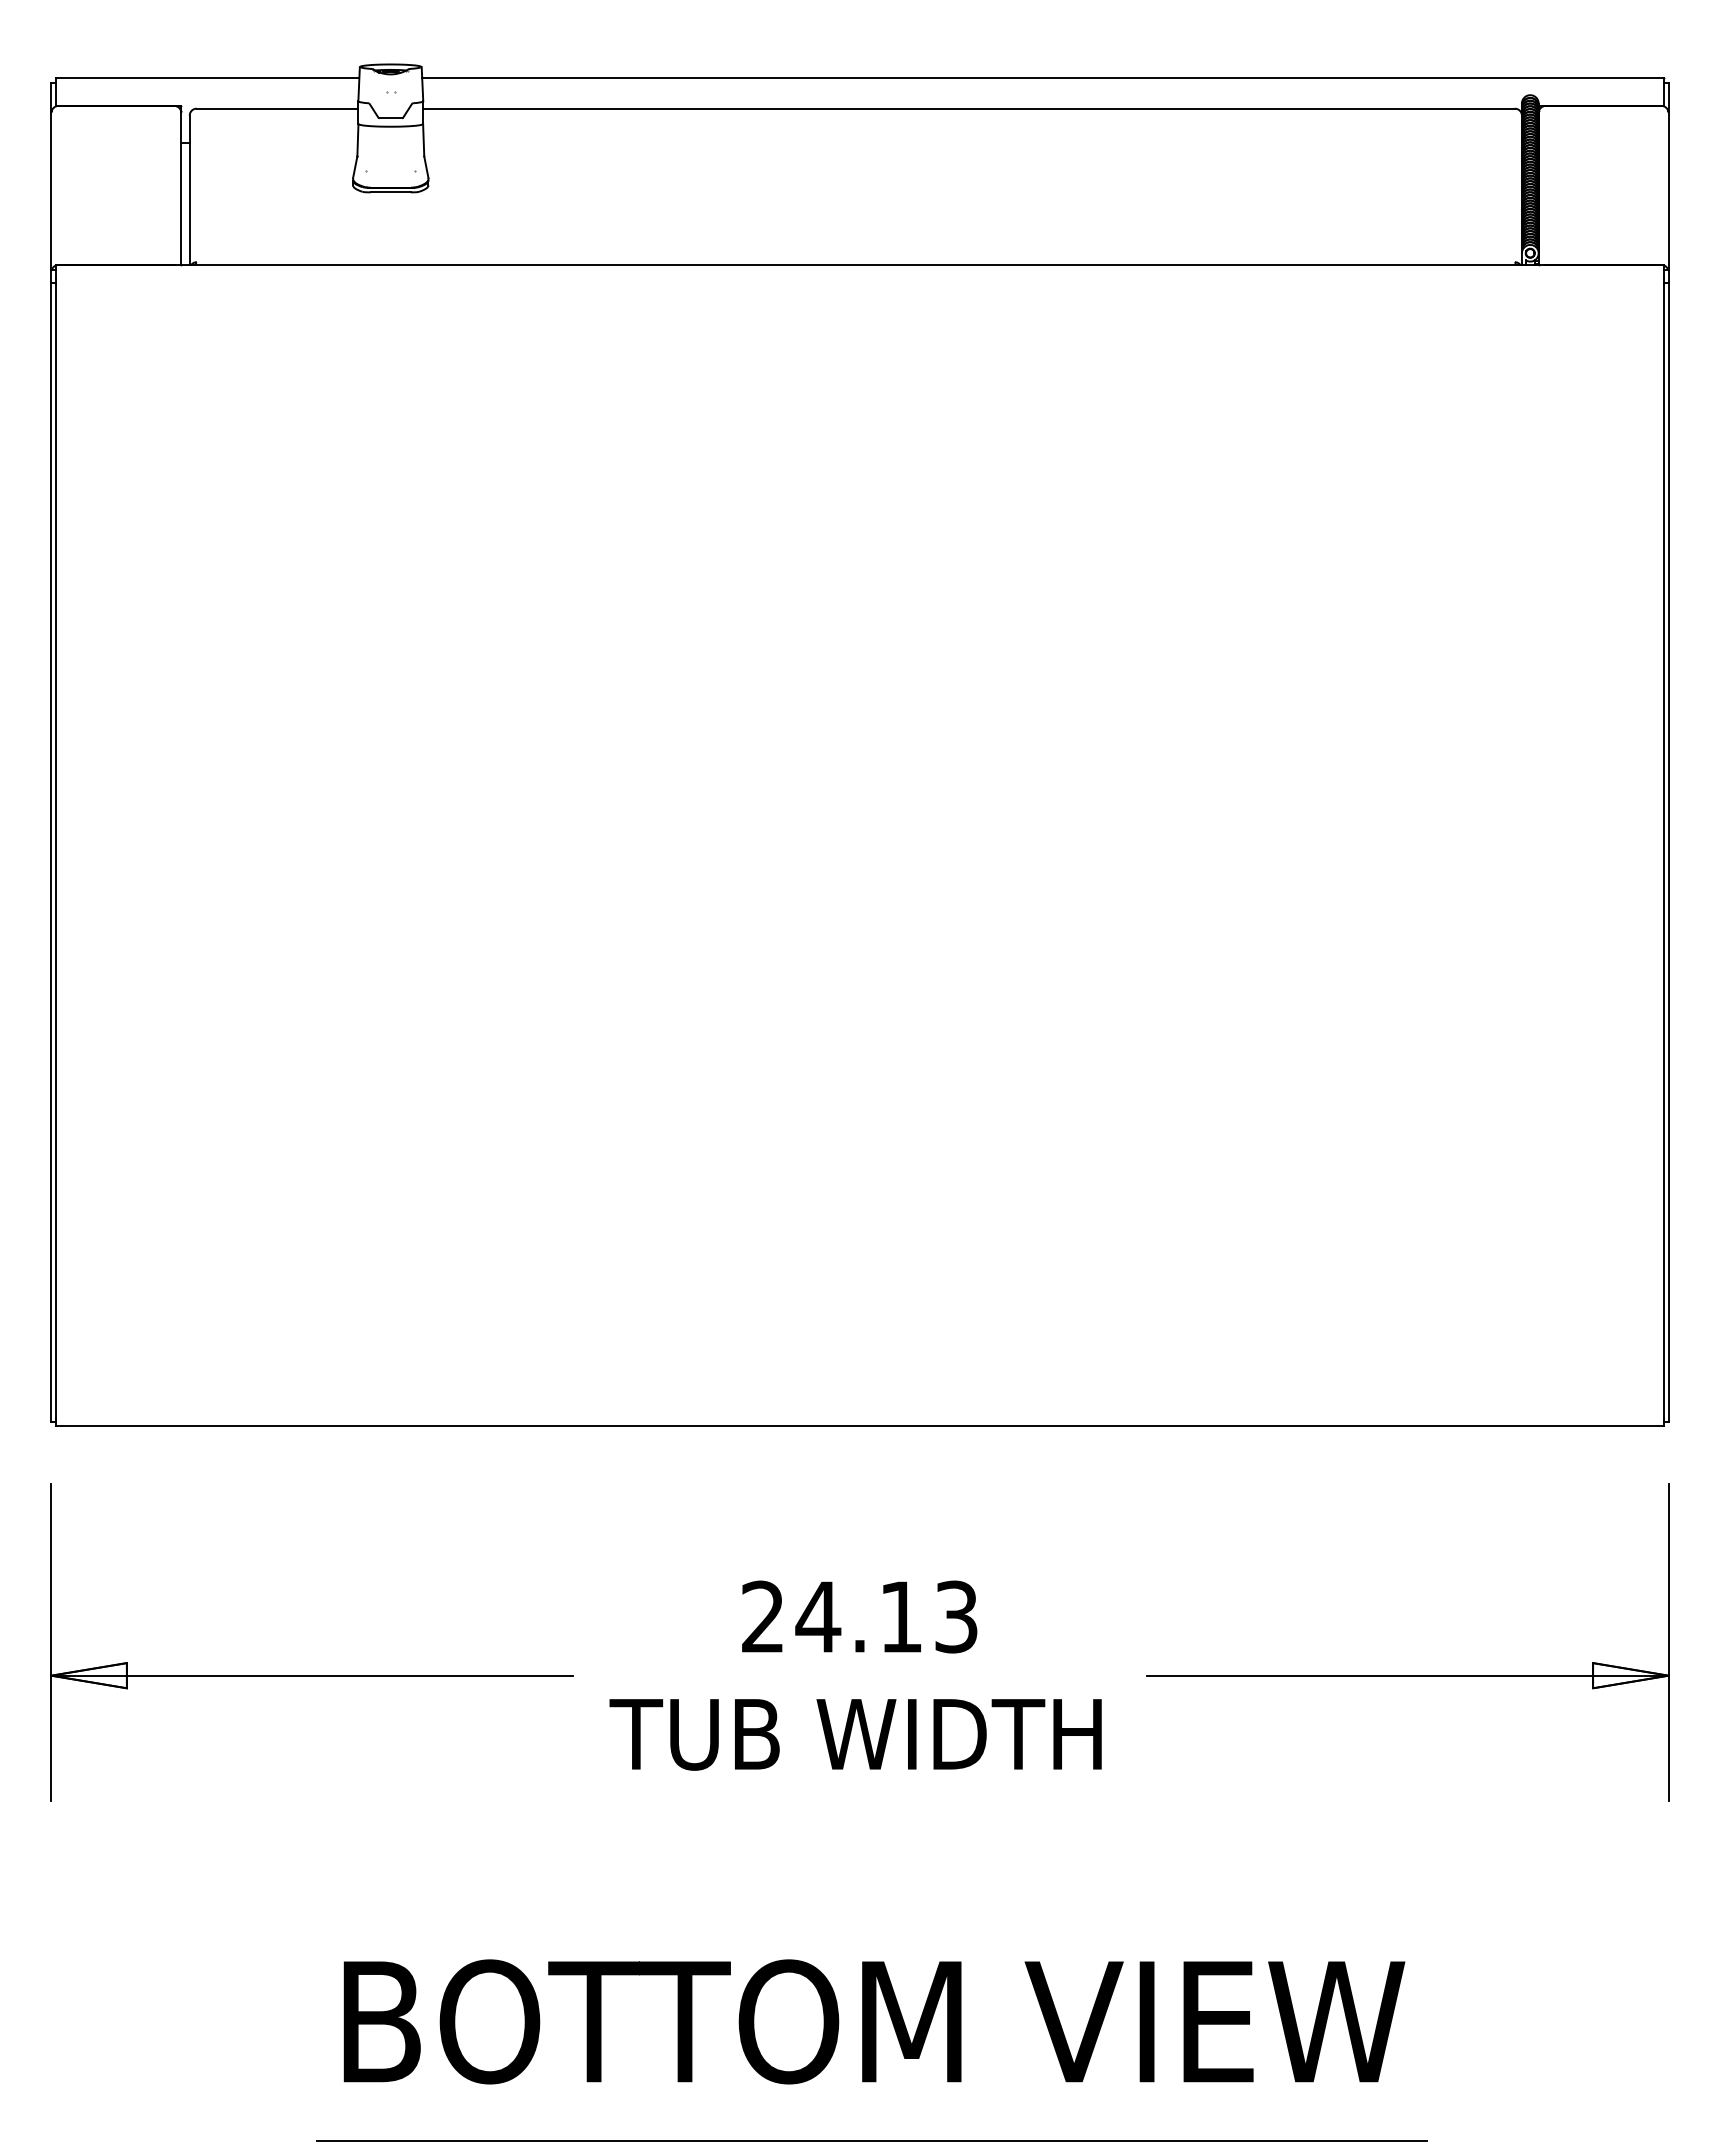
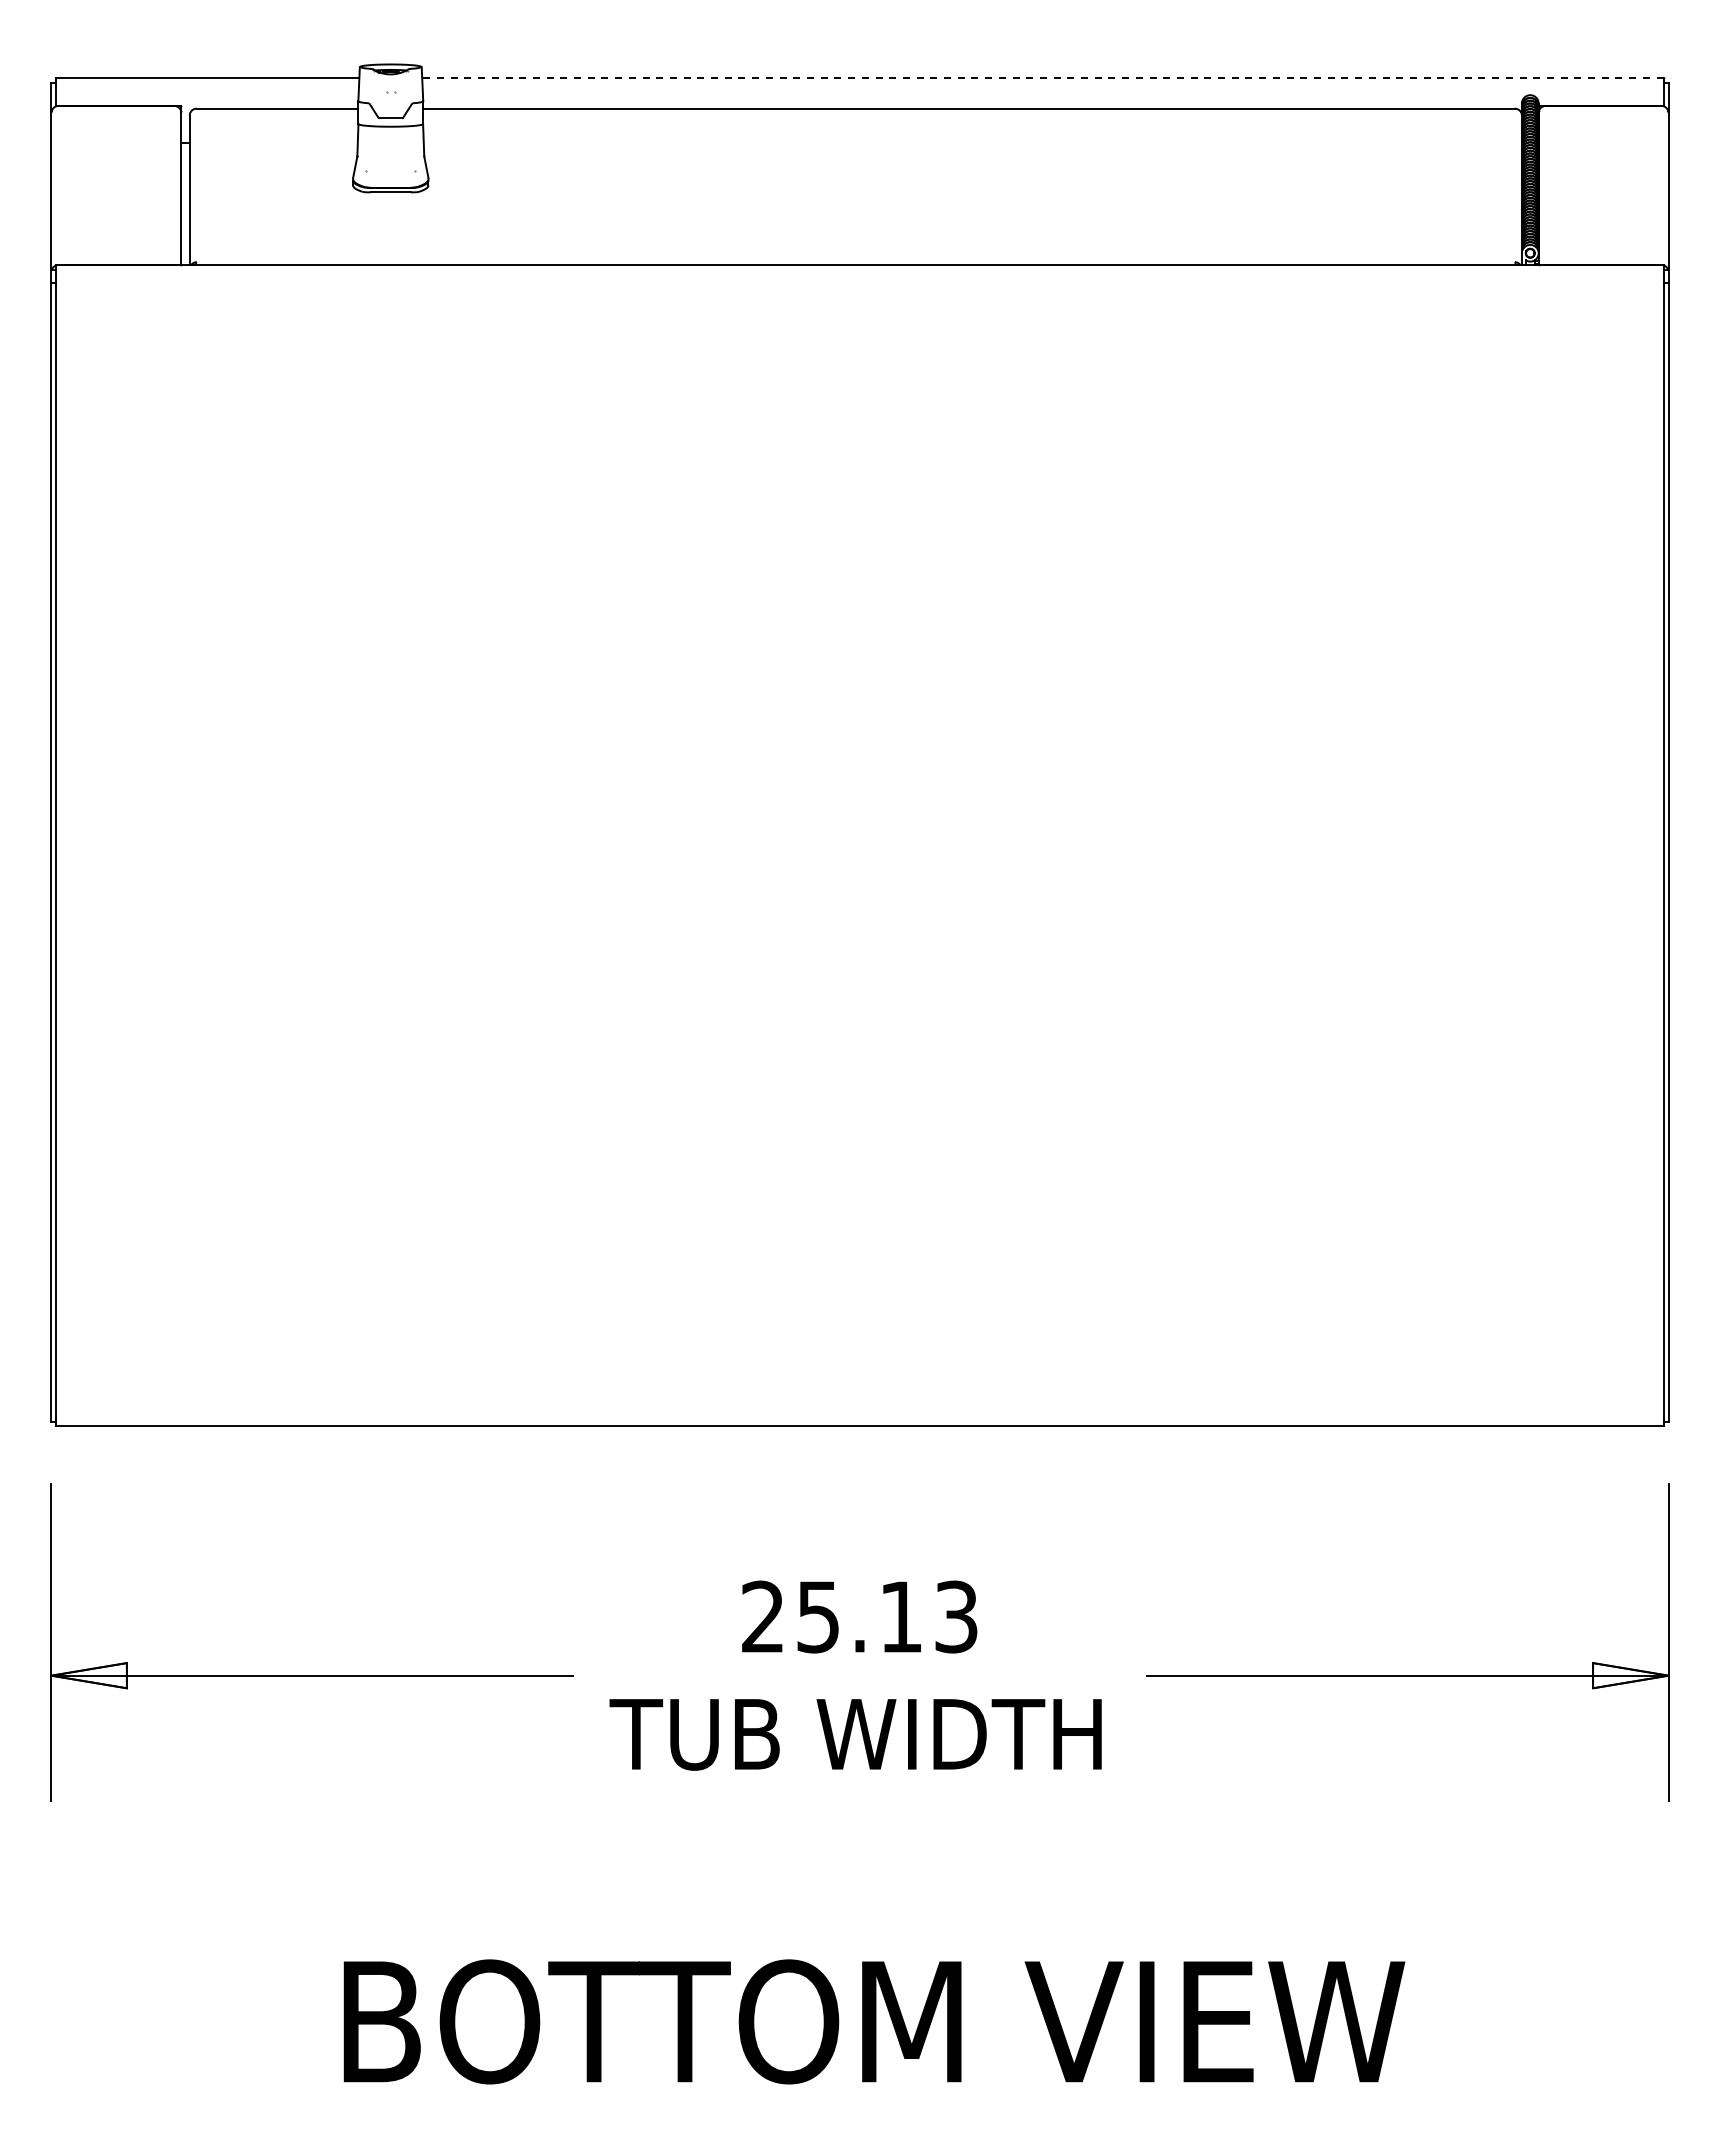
line: solid -> dashed (1042, 78)
text: 24.13 -> 25.13 (818, 1617)
line: present -> none (871, 2141)
